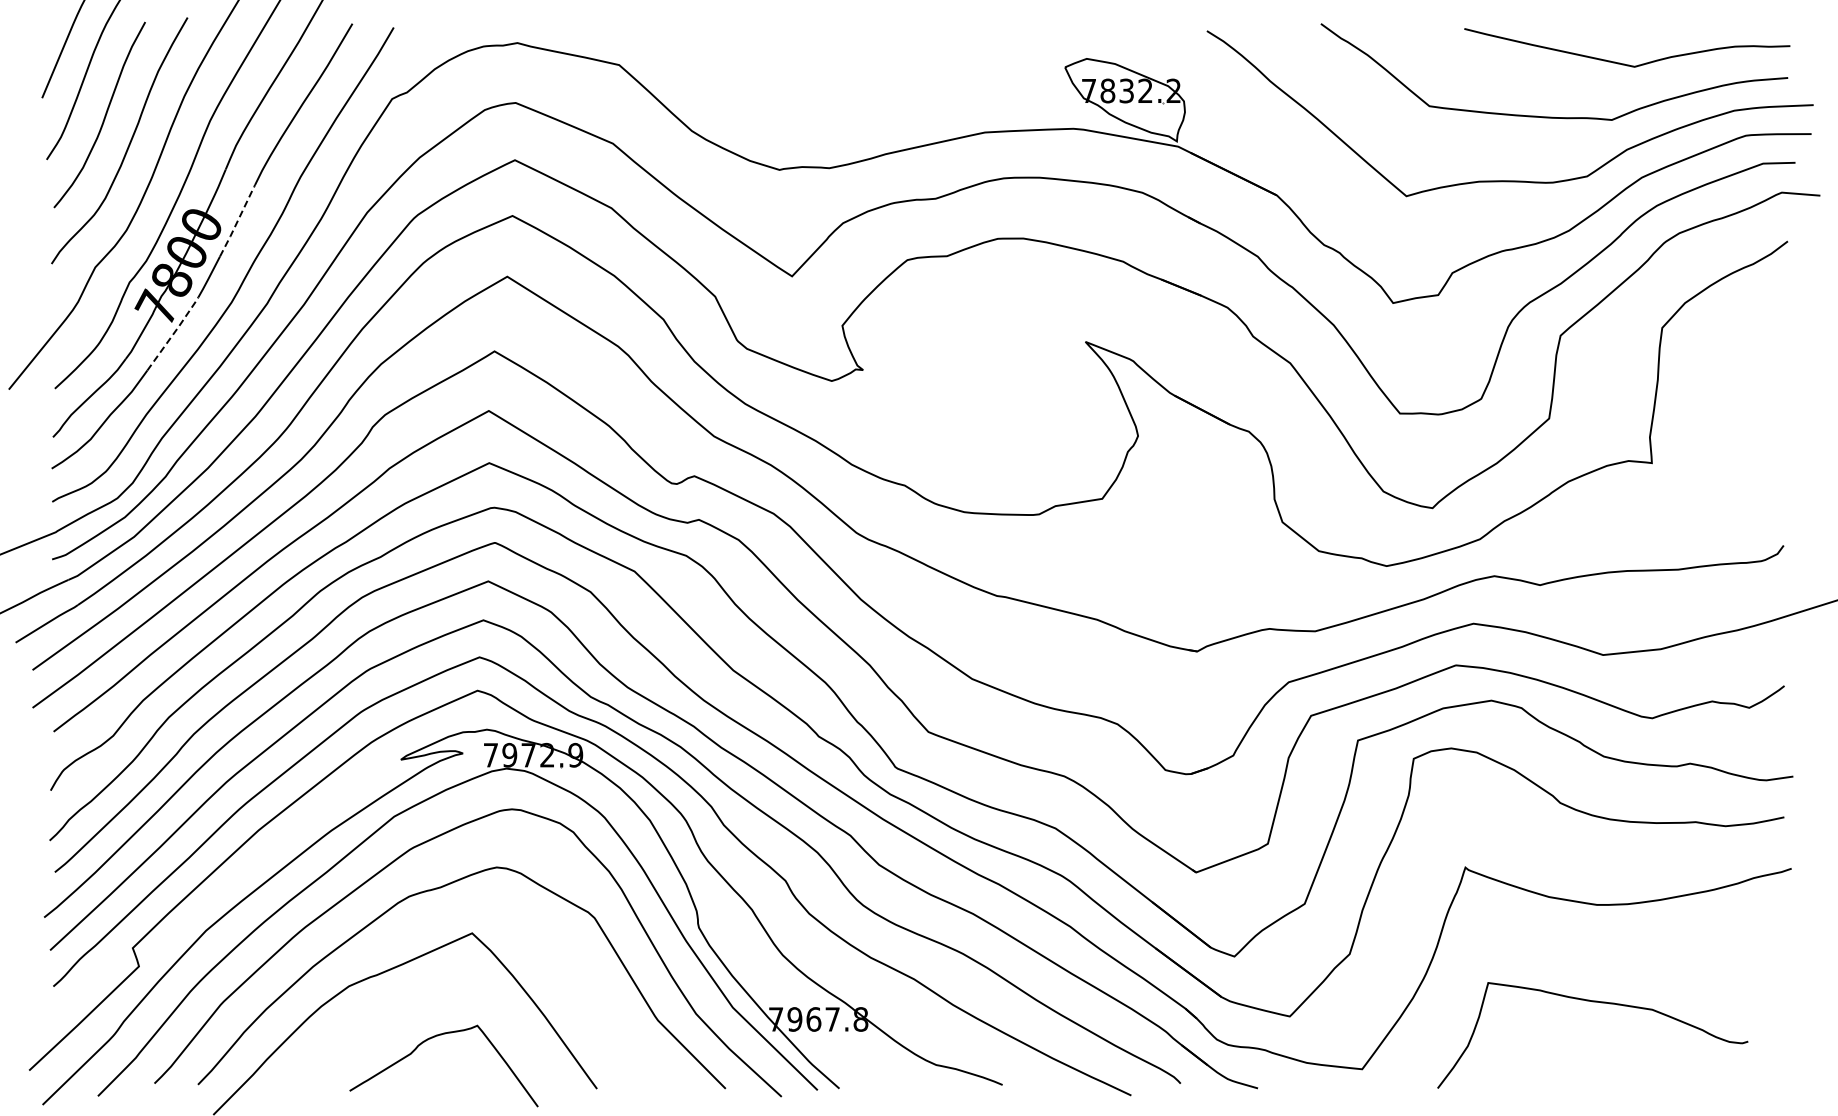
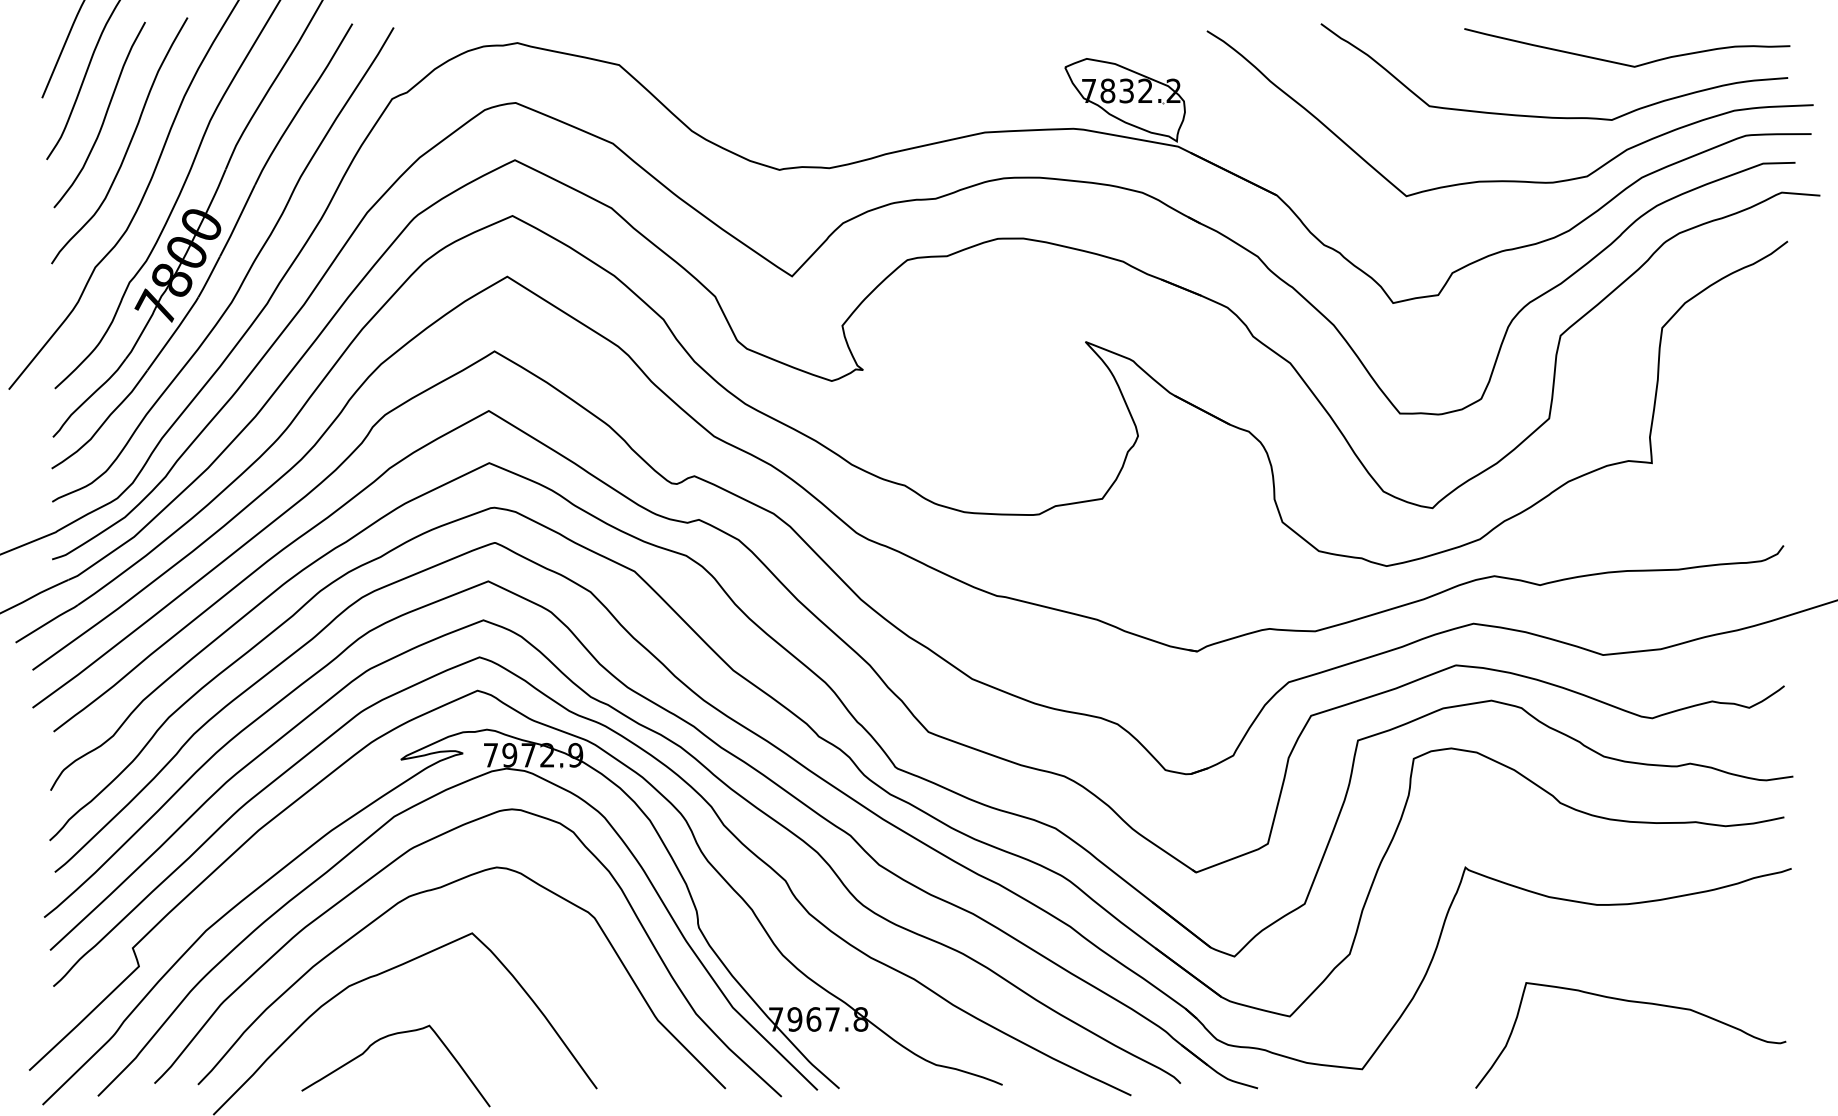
line: dashed -> solid (238, 220)
line: dashed -> solid (174, 333)
curve position: (1592, 1002) -> (1630, 1002) (1630, 1002)
curve position: (430, 1039) -> (382, 1039) (382, 1039)
